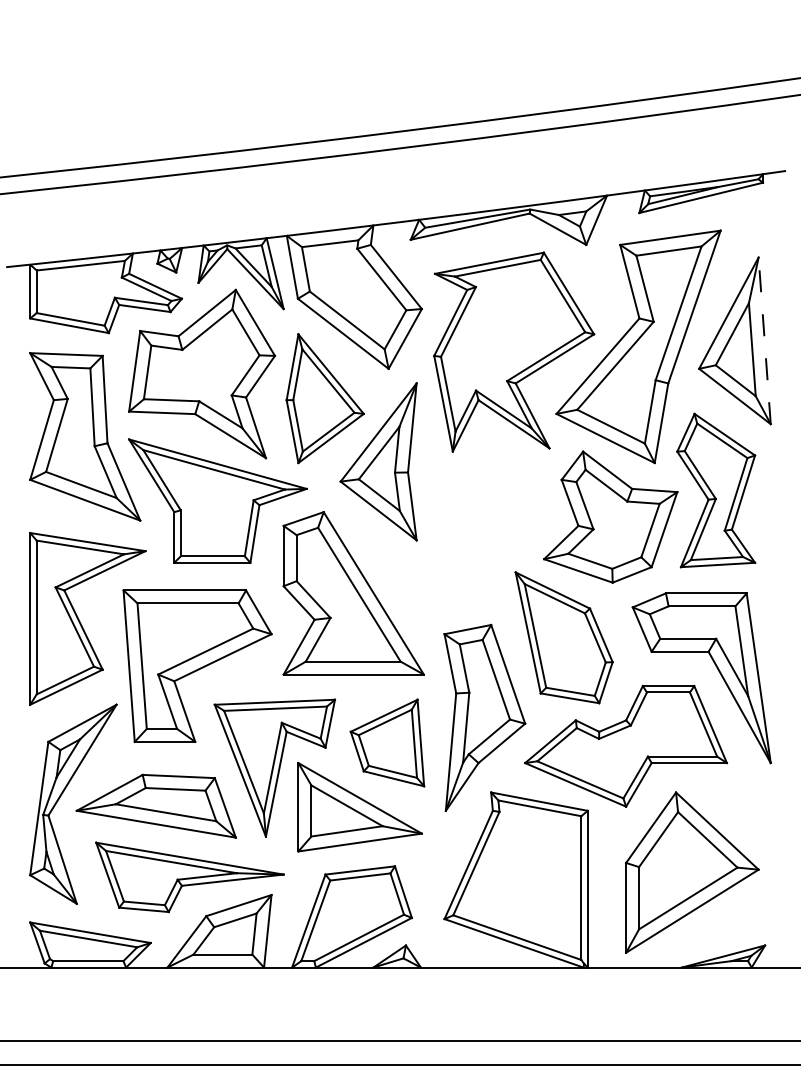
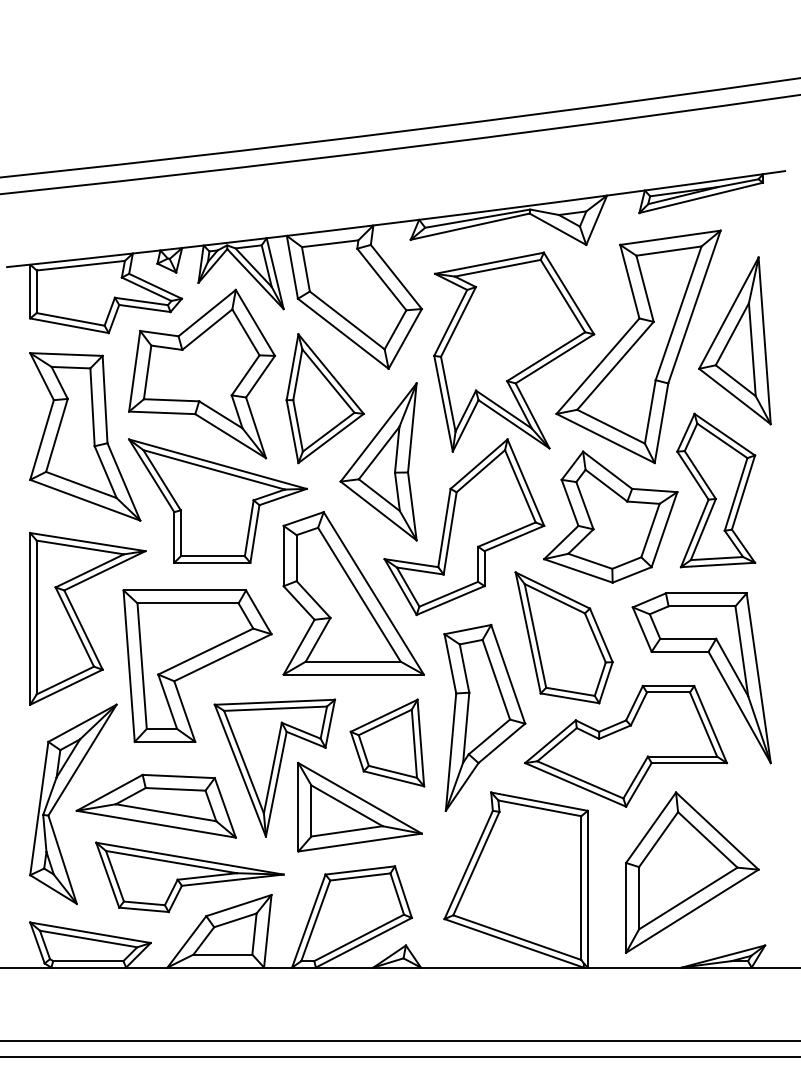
line: dashed -> solid (764, 340)
part: none -> present (464, 527)
line position: (399, 1065) -> (399, 1057) (399, 1057)
